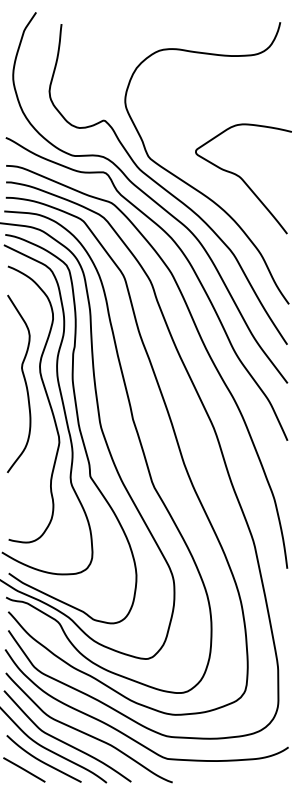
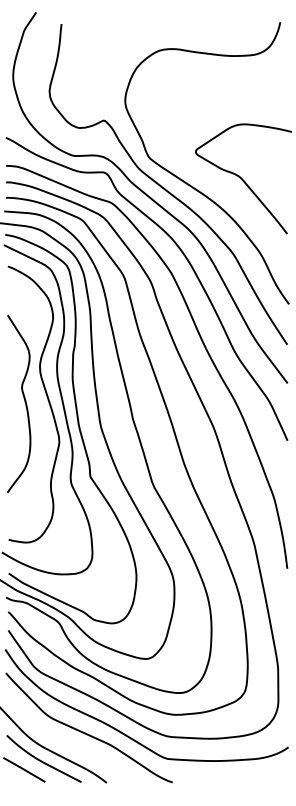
curve position: (24, 382) -> (24, 402) (24, 402)
curve: present -> none (64, 741)
